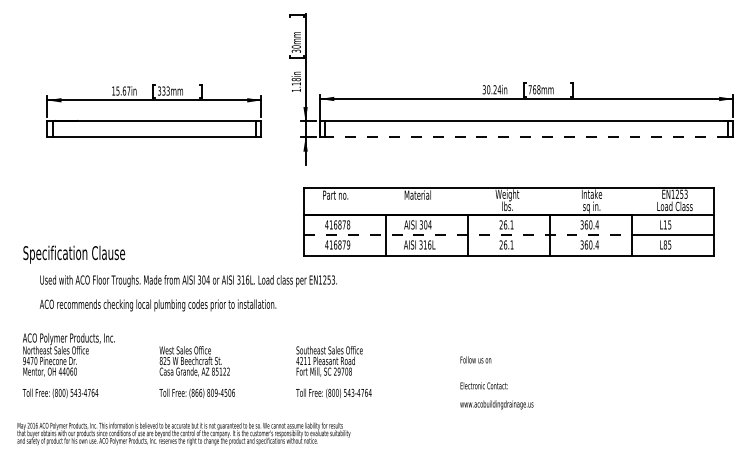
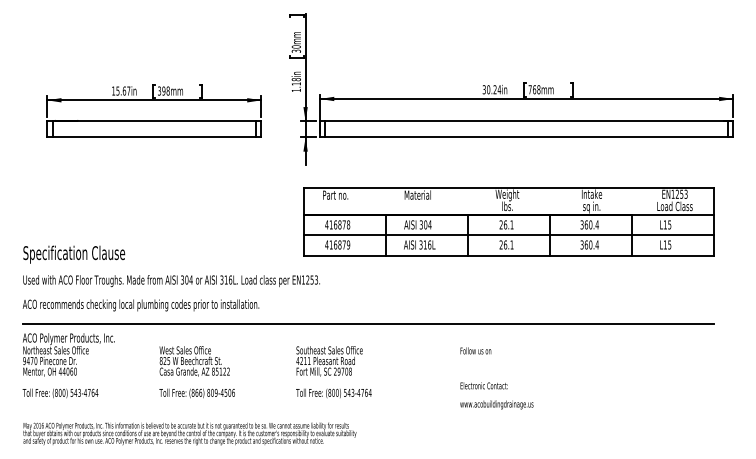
text: 333mm -> 398mm (165, 90)
line: dashed -> solid (526, 137)
line: dashed -> solid (468, 235)
text: L85 -> L15 (665, 244)
text position: (187, 293) -> (170, 293) (170, 293)
line: none -> present (368, 324)
text position: (475, 359) -> (475, 350) (475, 350)
text position: (183, 433) -> (189, 433) (189, 433)
